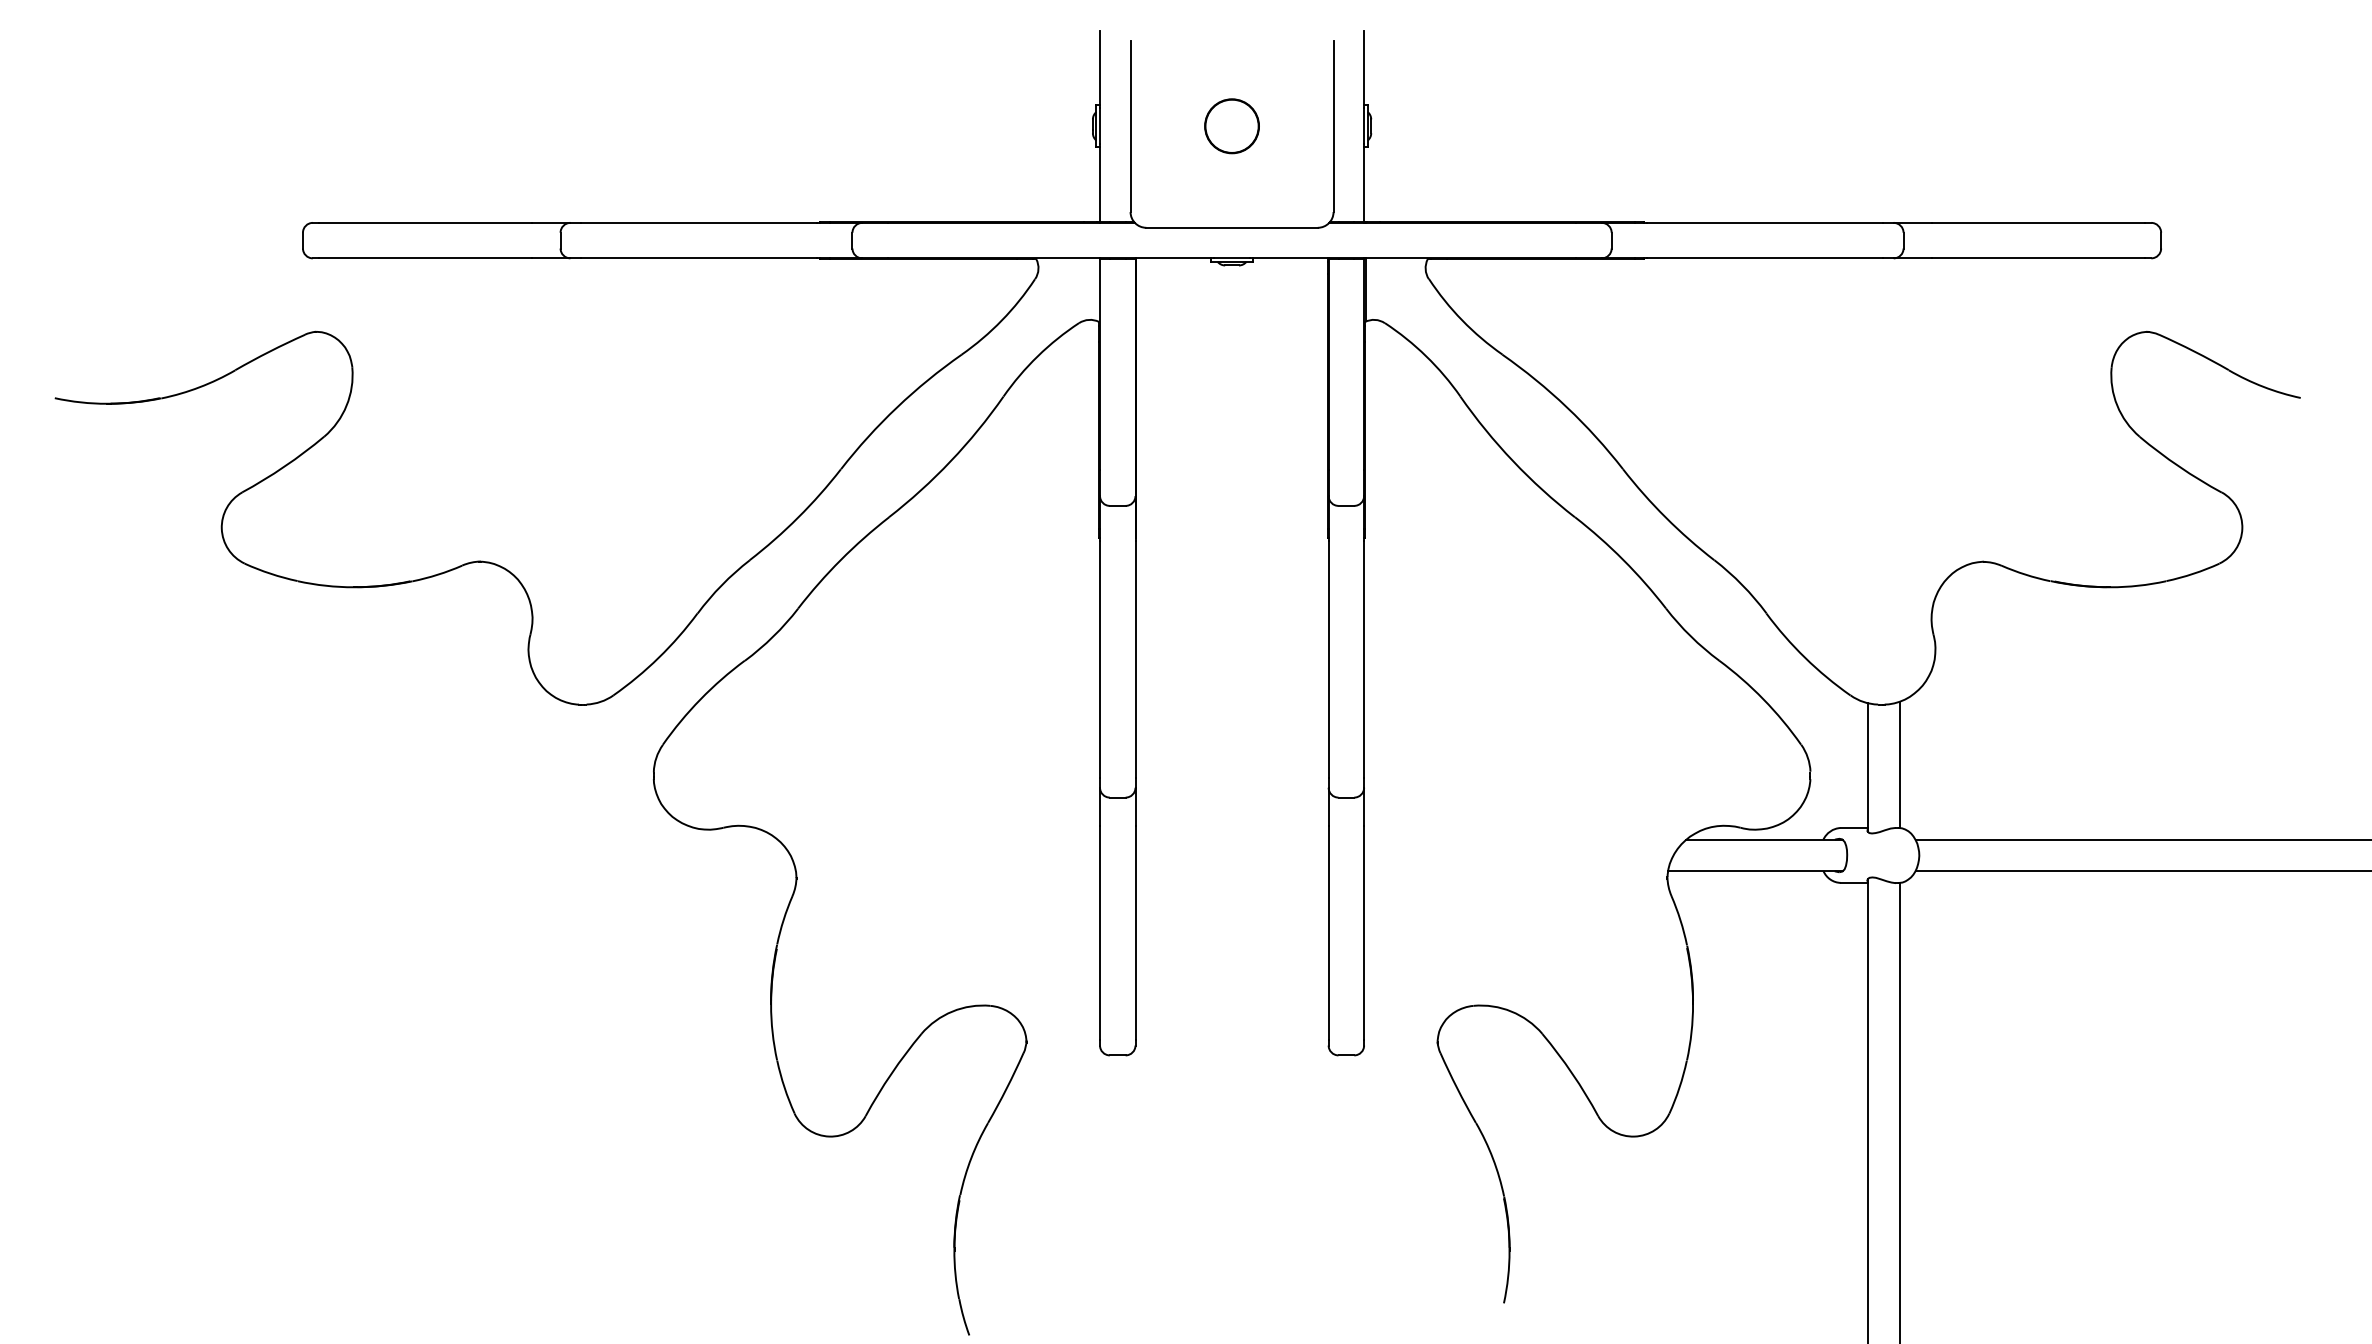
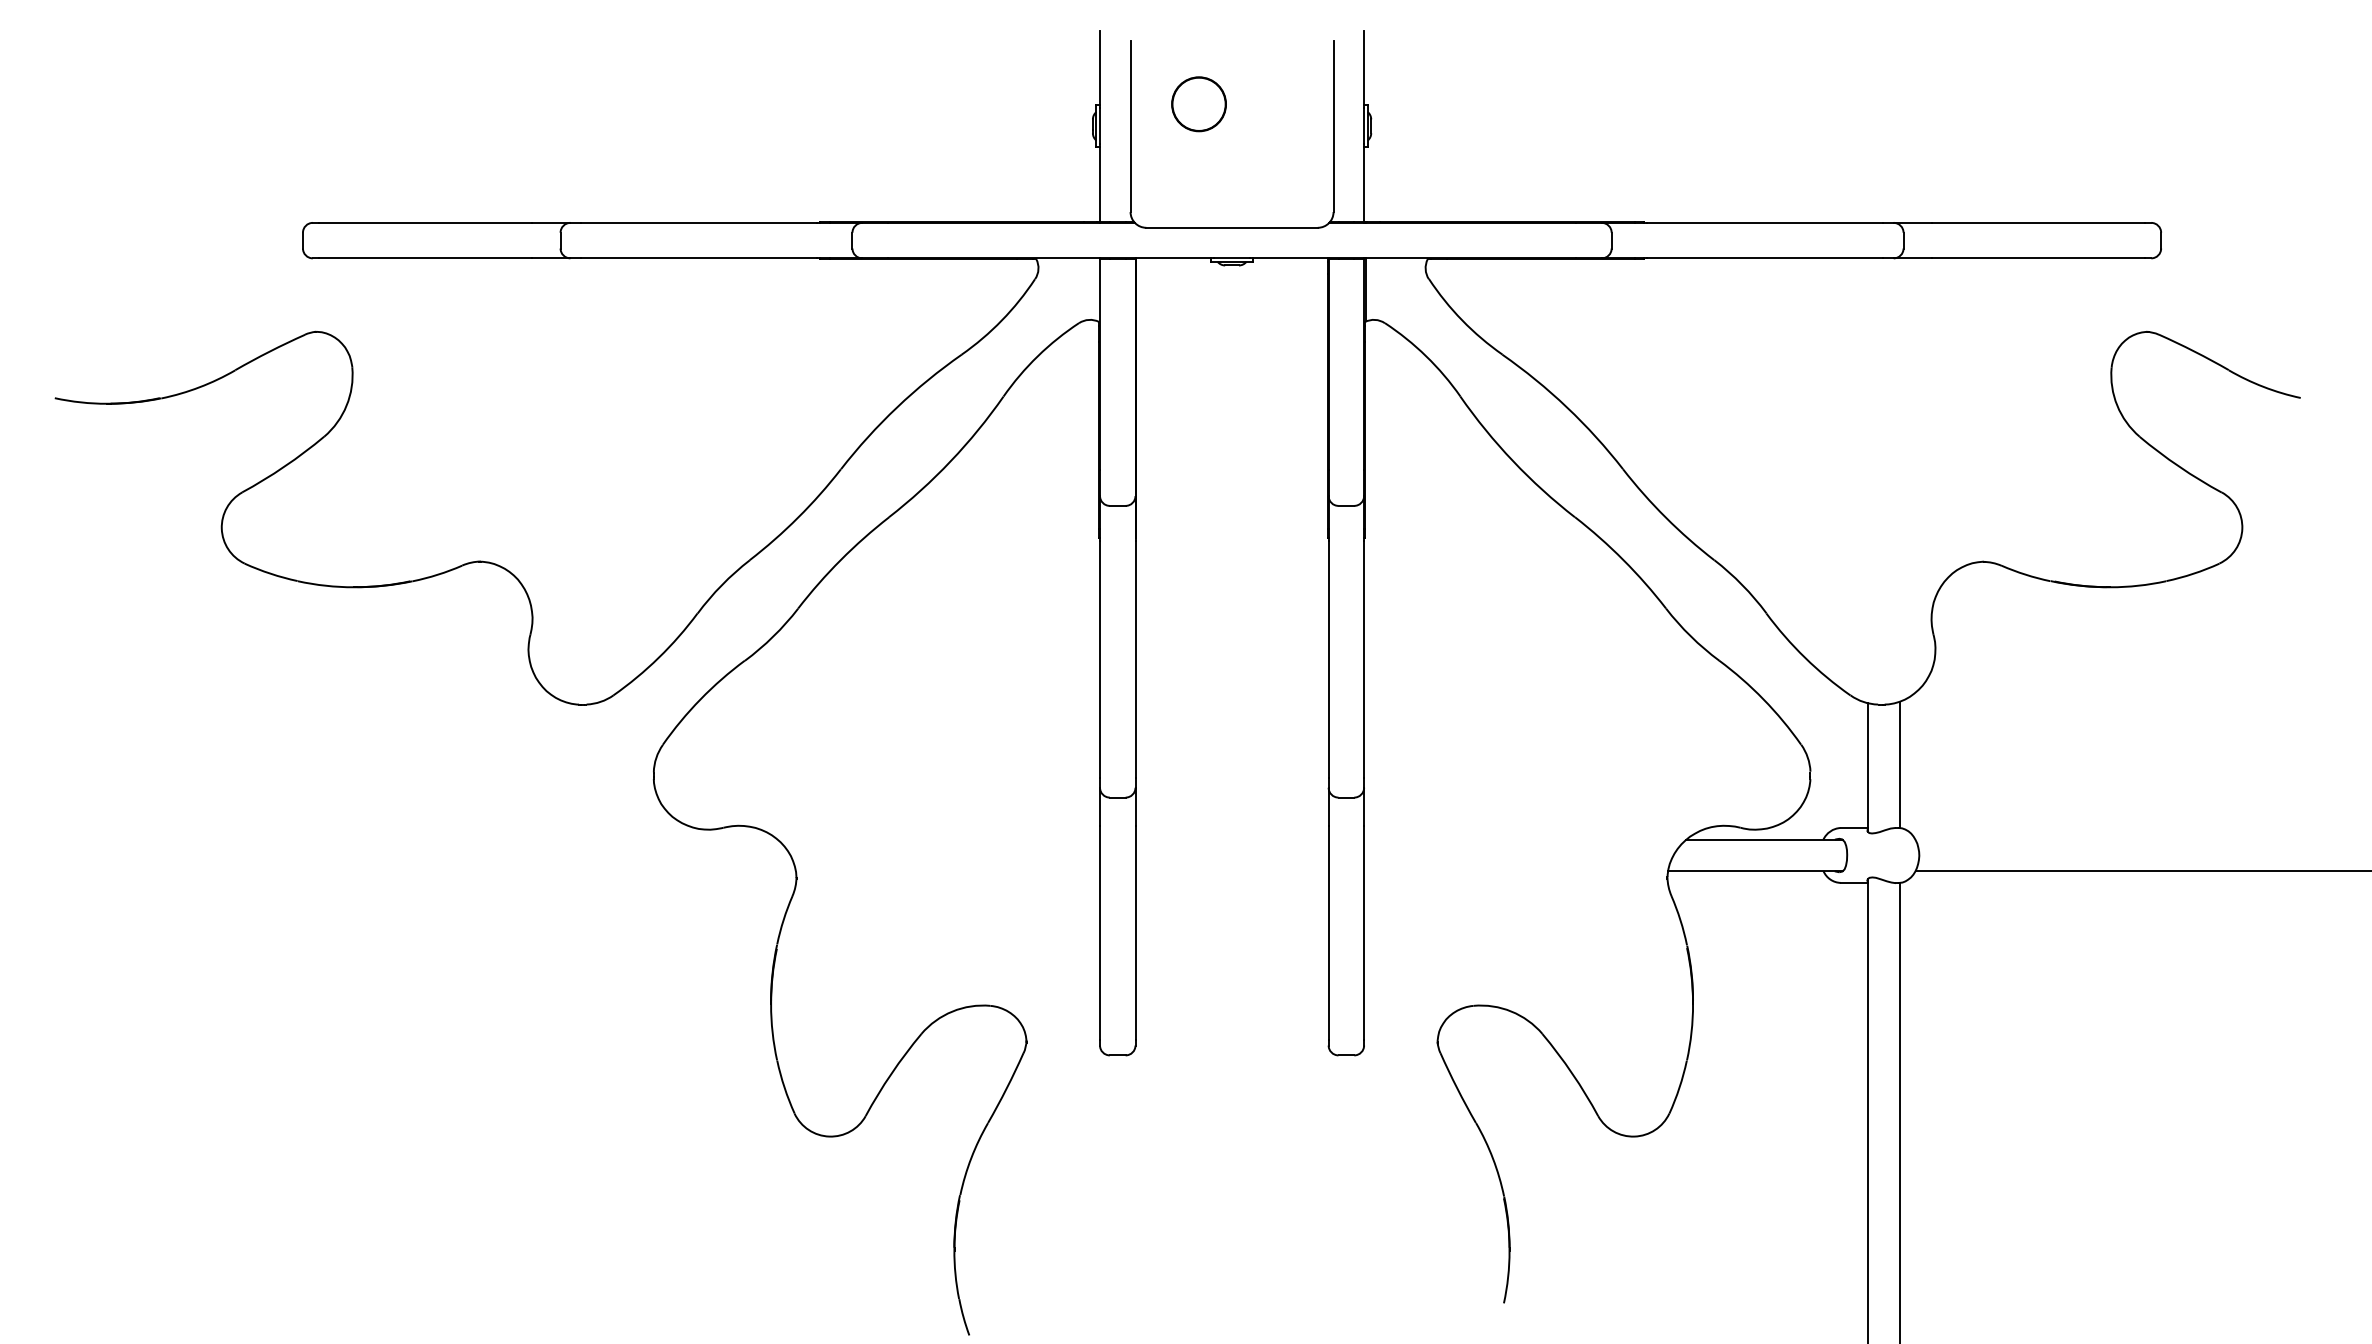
circle position: (1231, 126) -> (1198, 104) (1198, 104)
line: present -> none (2141, 839)
